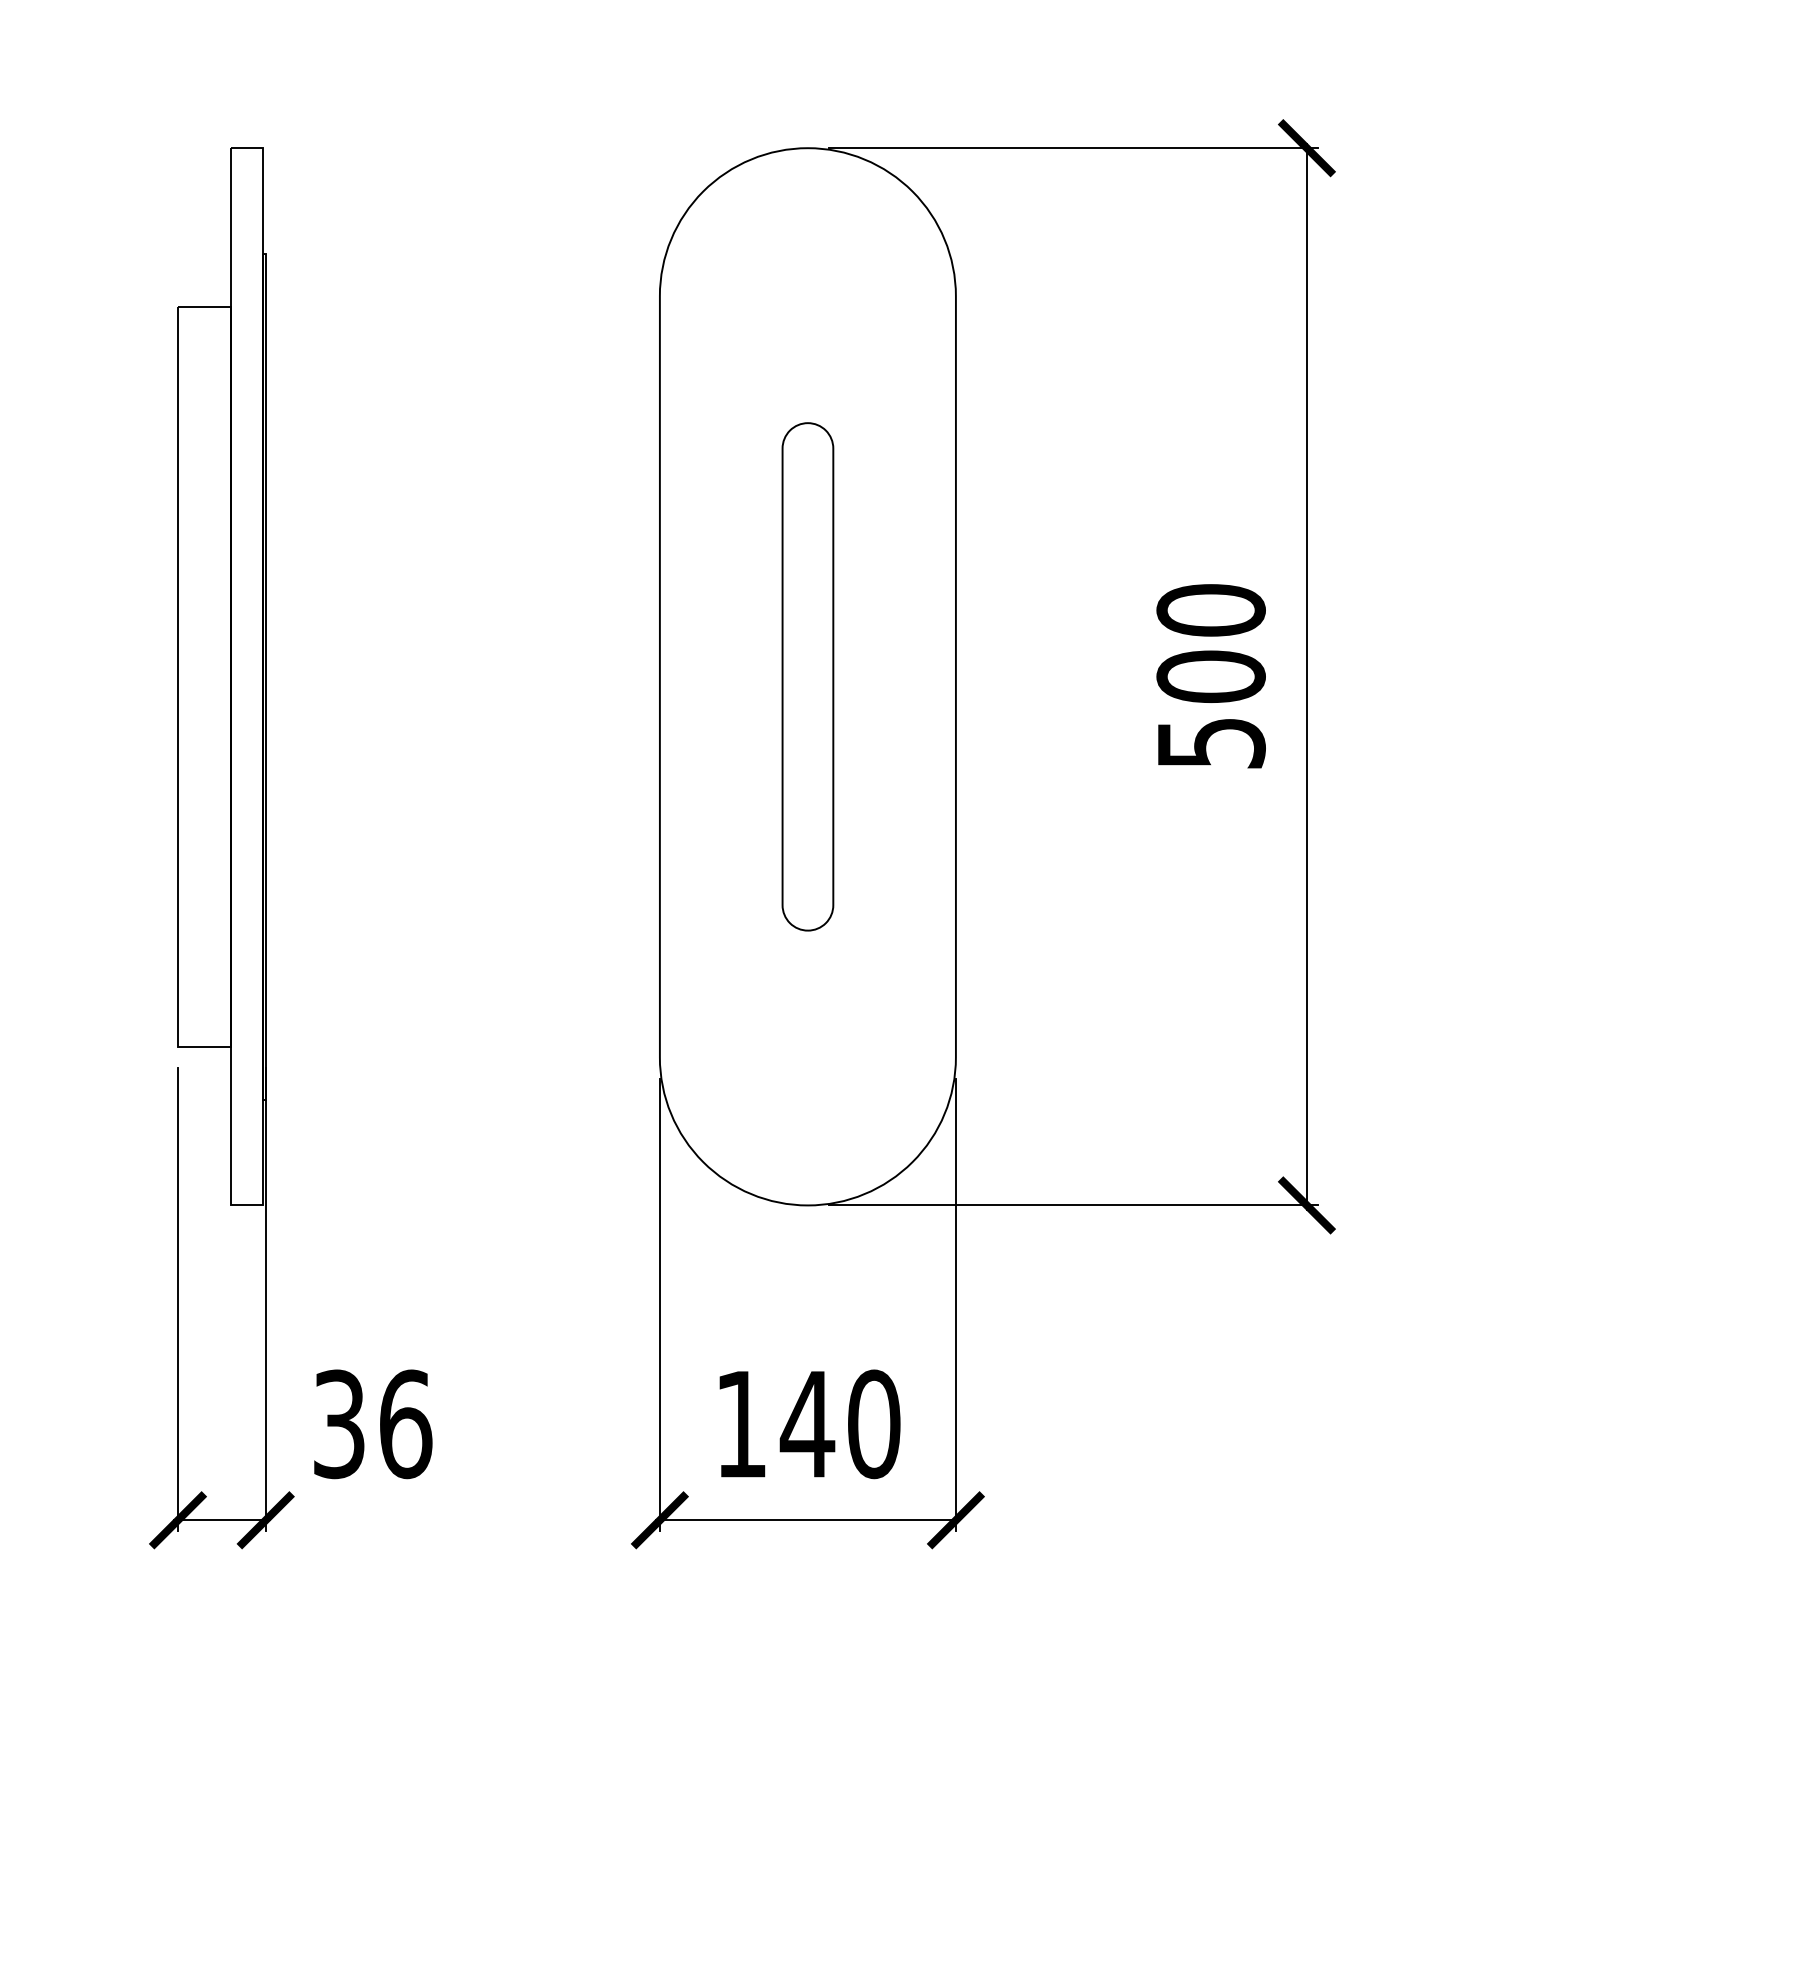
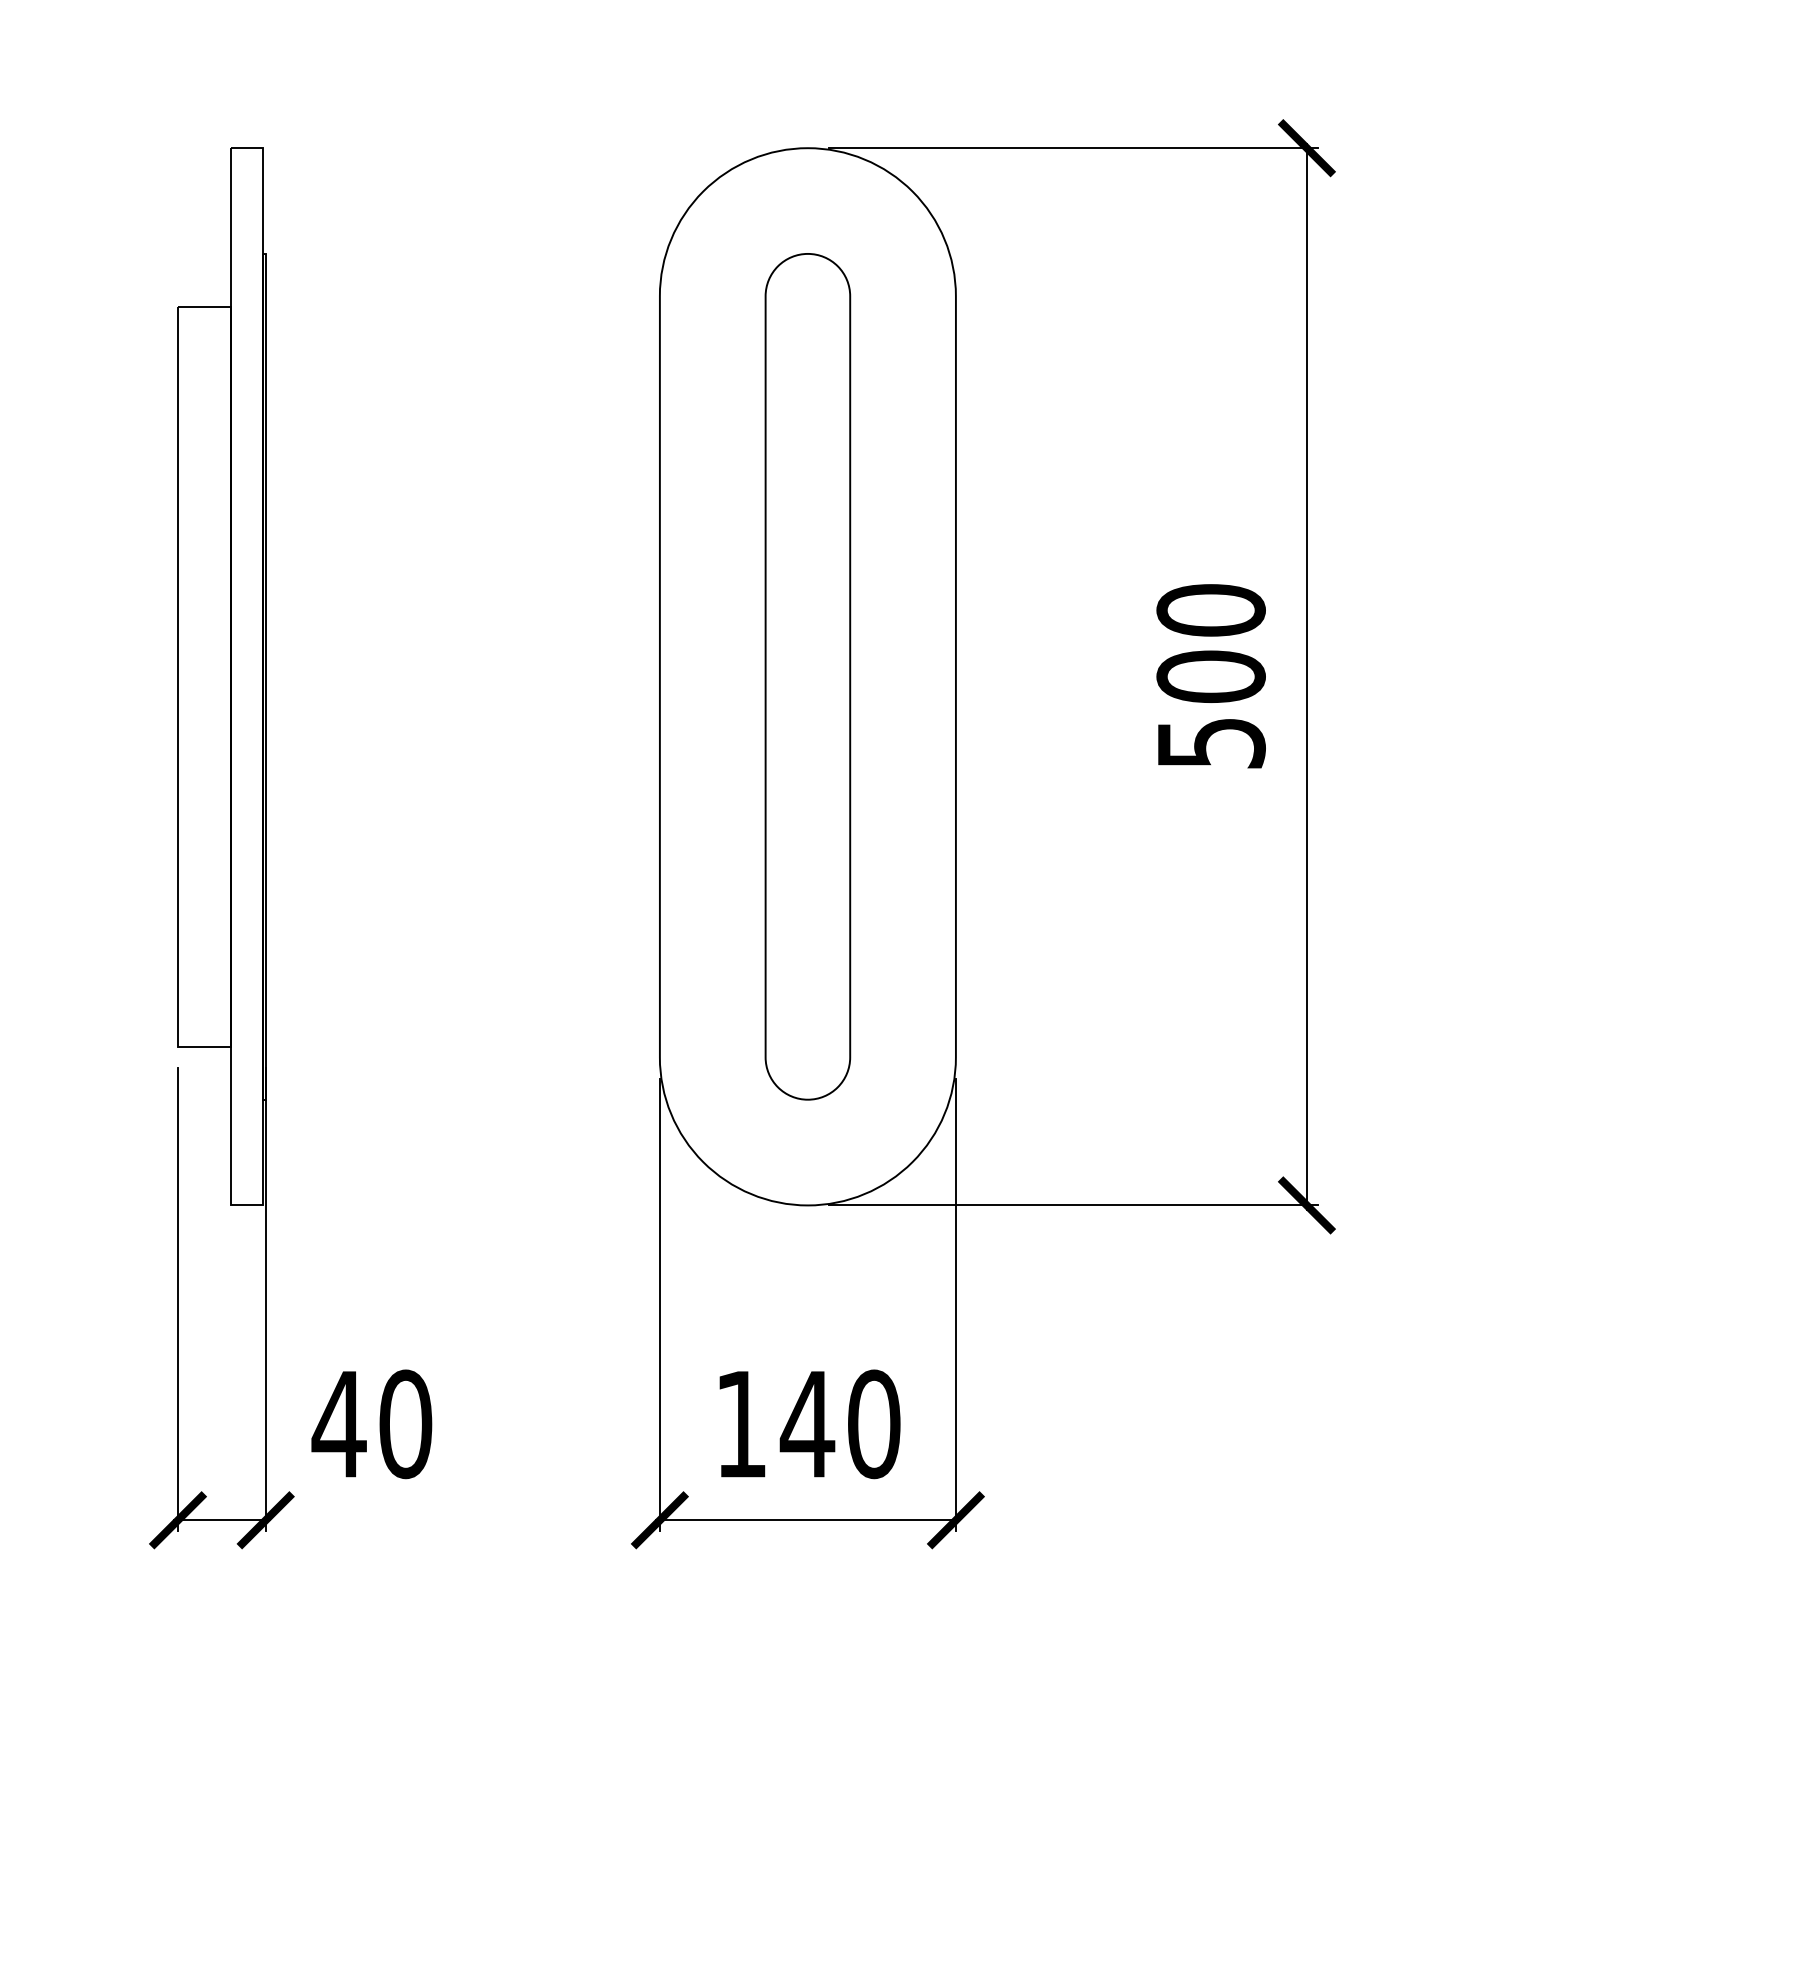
part size: 54x510 px -> 88x848 px (807, 676)
text: 36 -> 40 (371, 1424)
